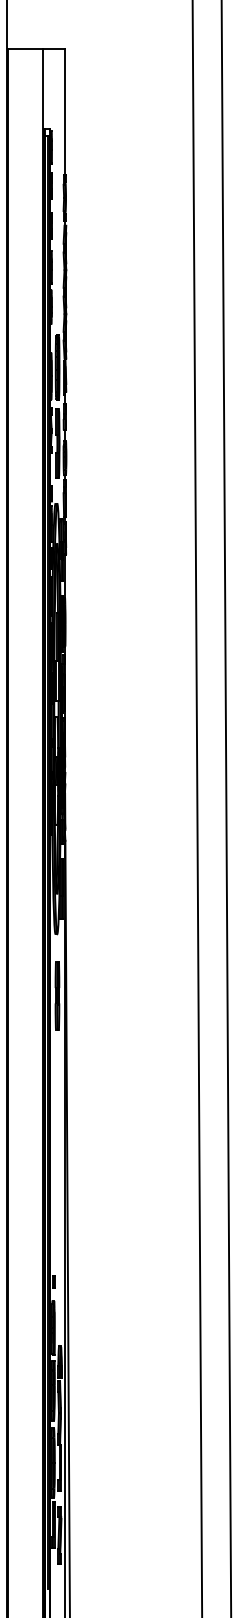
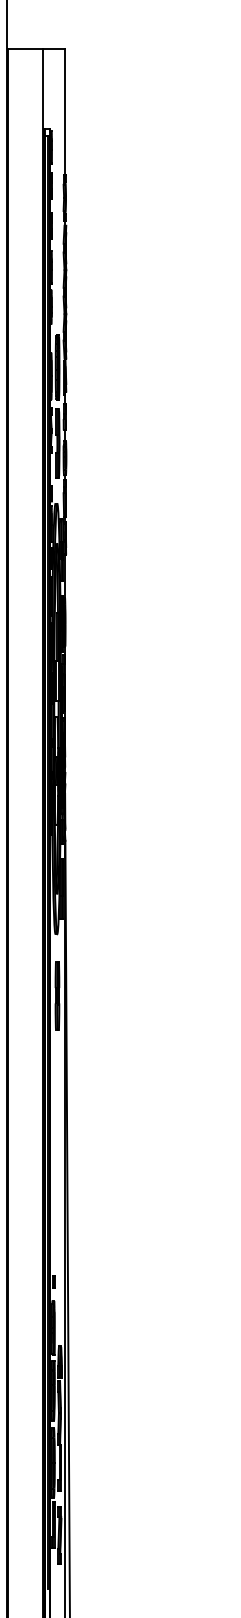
line: present -> none (197, 808)
line: present -> none (226, 808)
